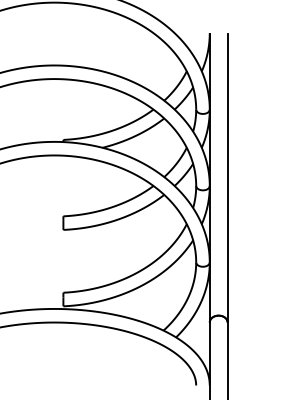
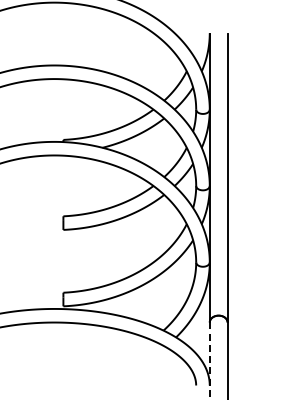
line: solid -> dashed (209, 361)
